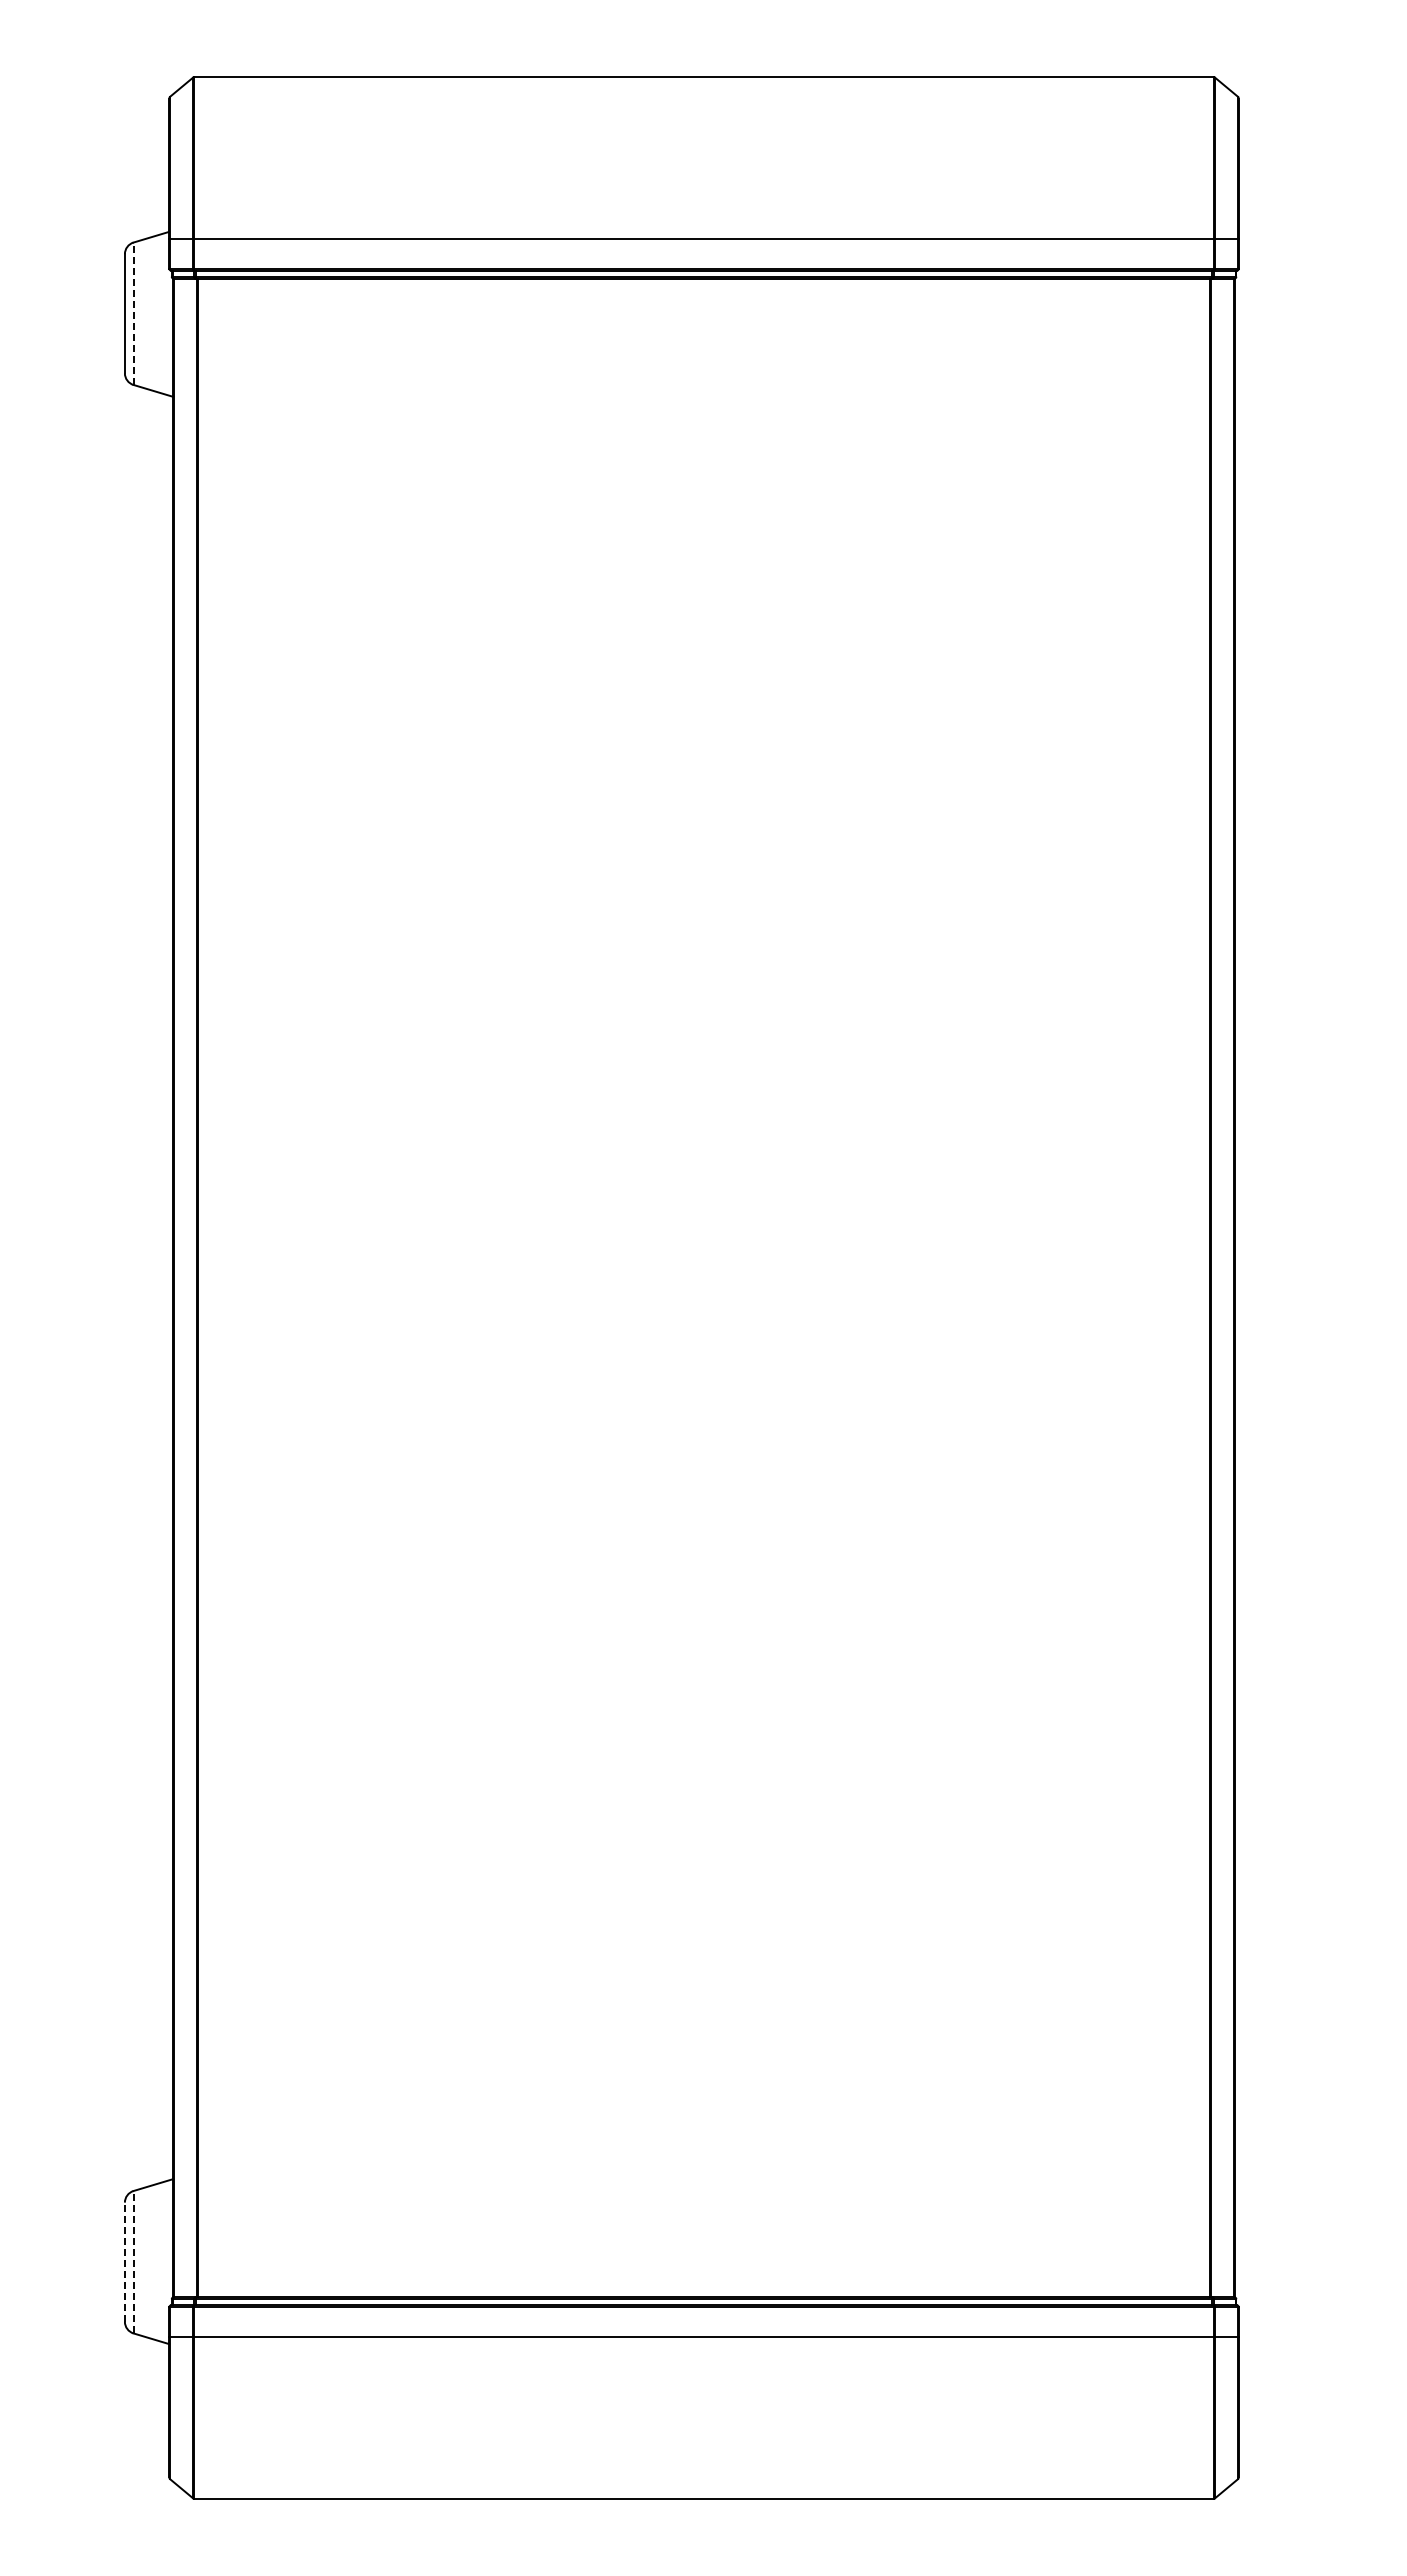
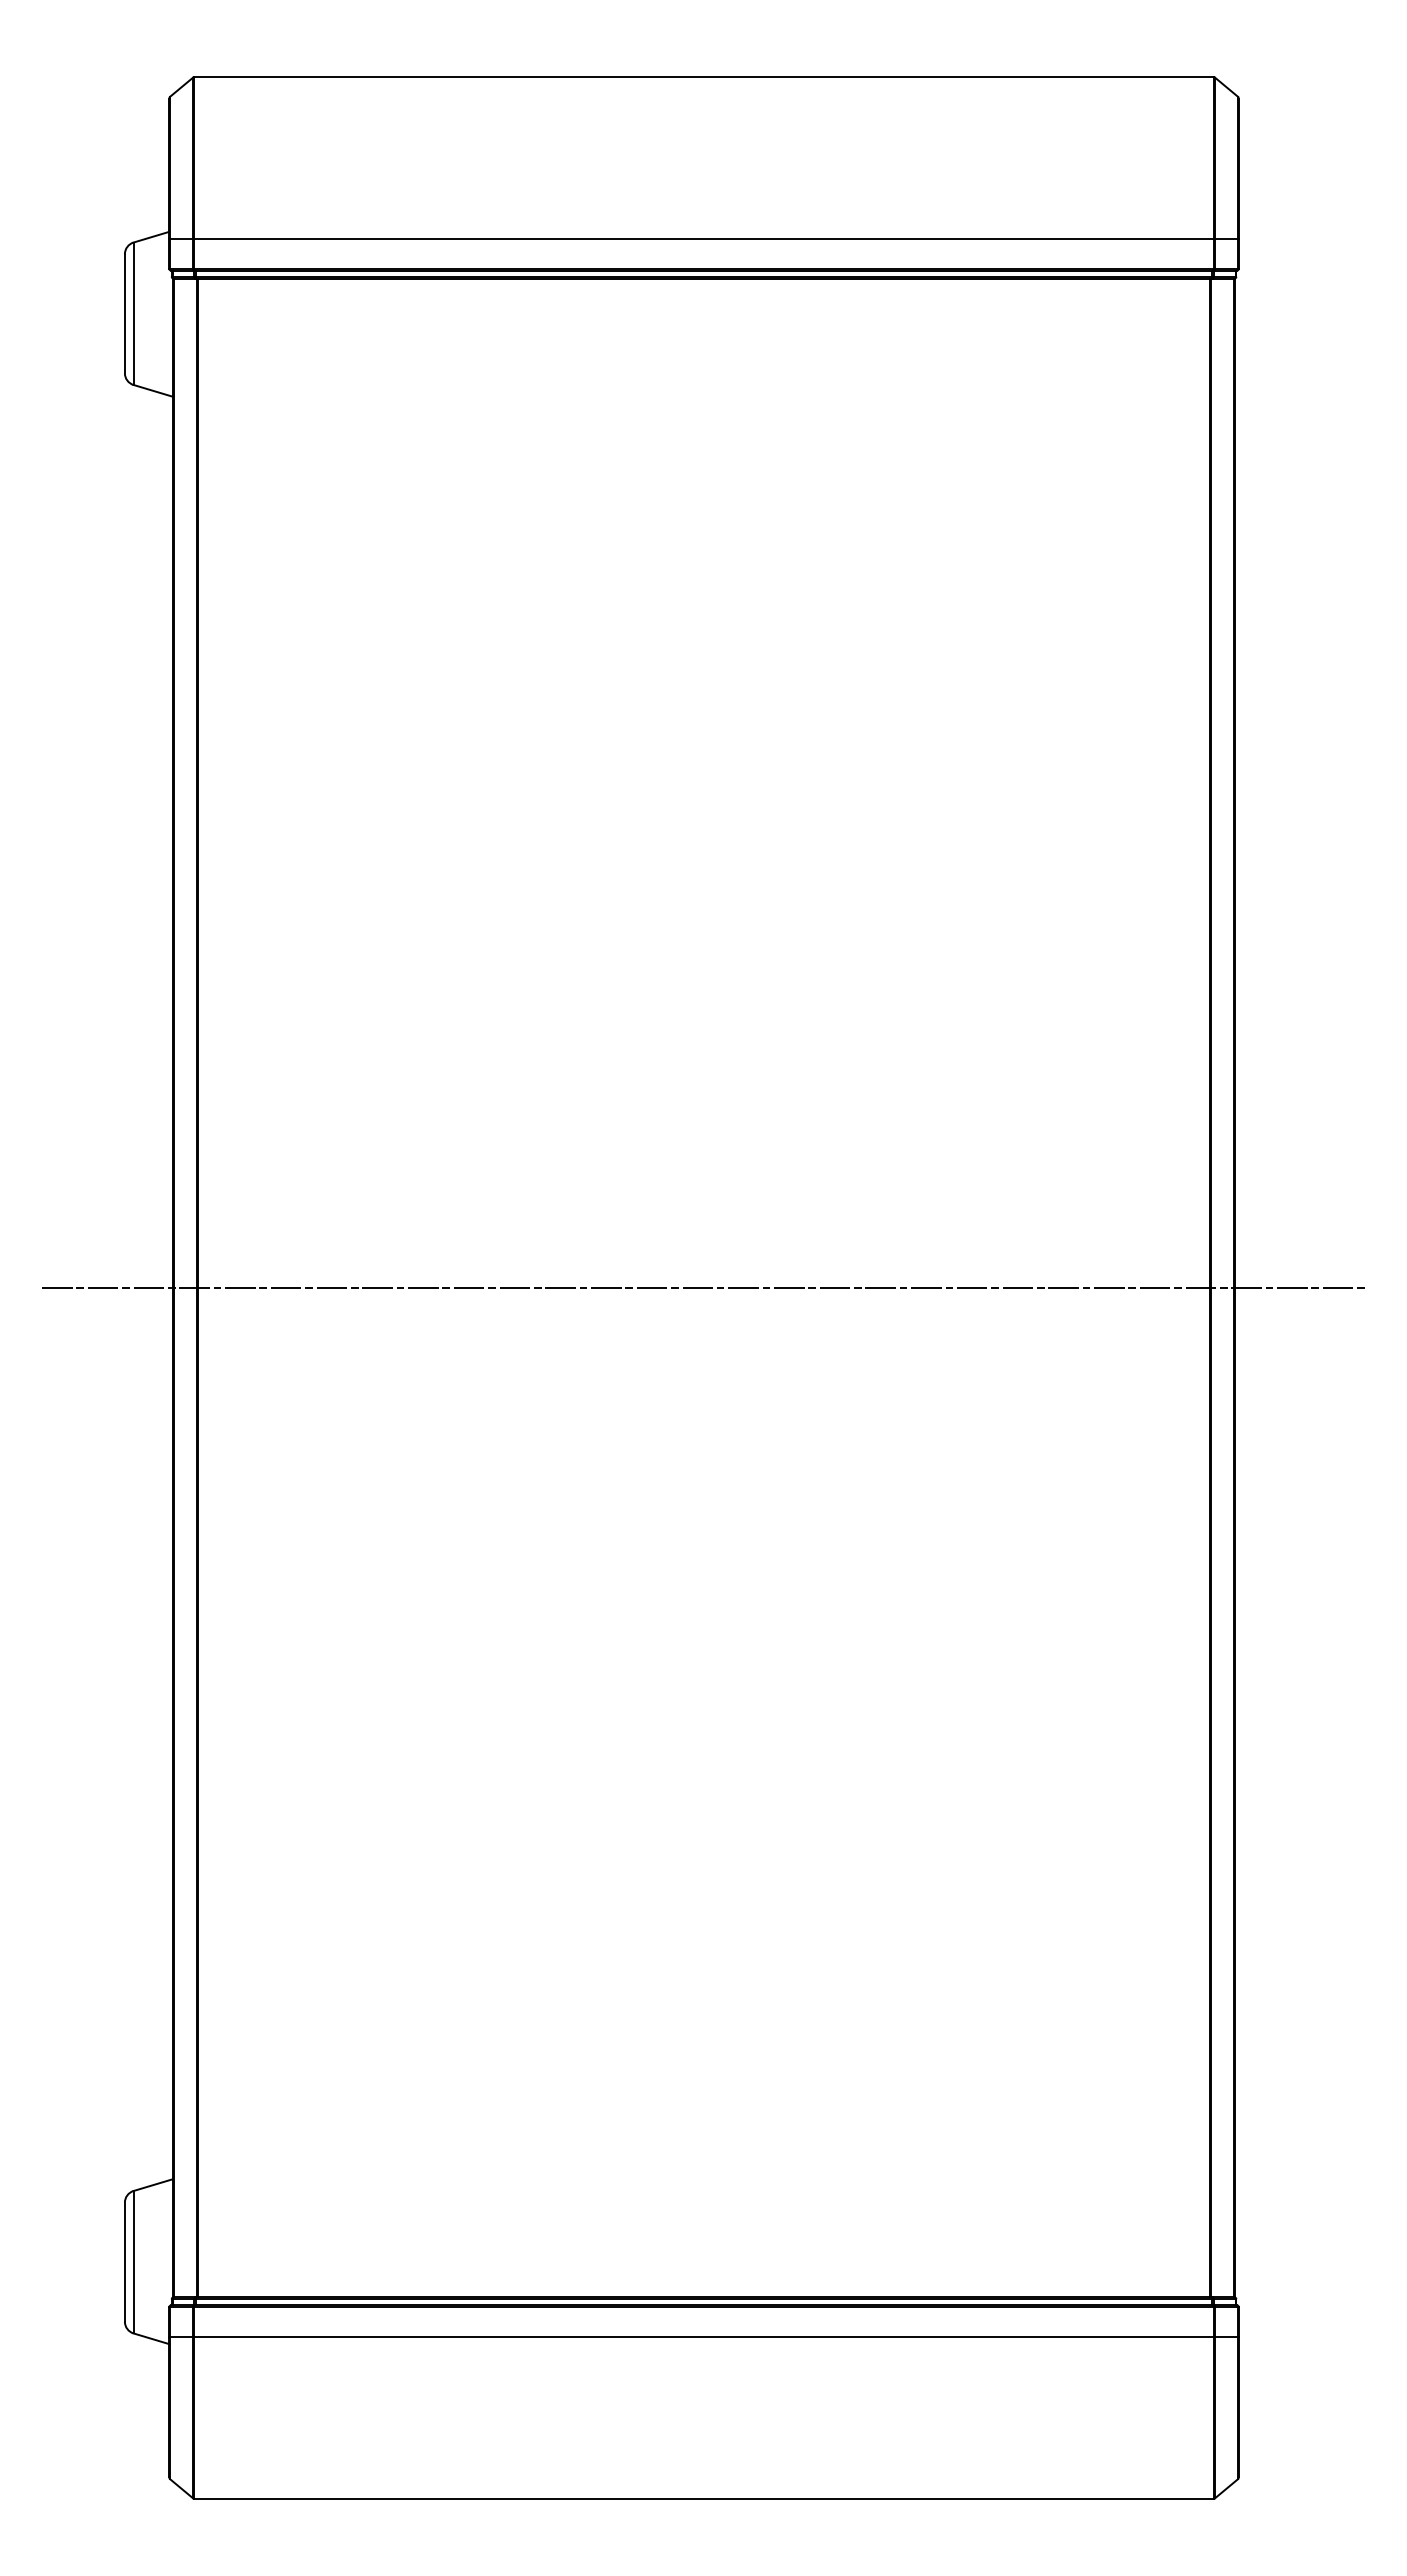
line: dashed -> solid (133, 313)
line: none -> present (703, 1288)
line: dashed -> solid (133, 2261)
line: dashed -> solid (124, 2262)
